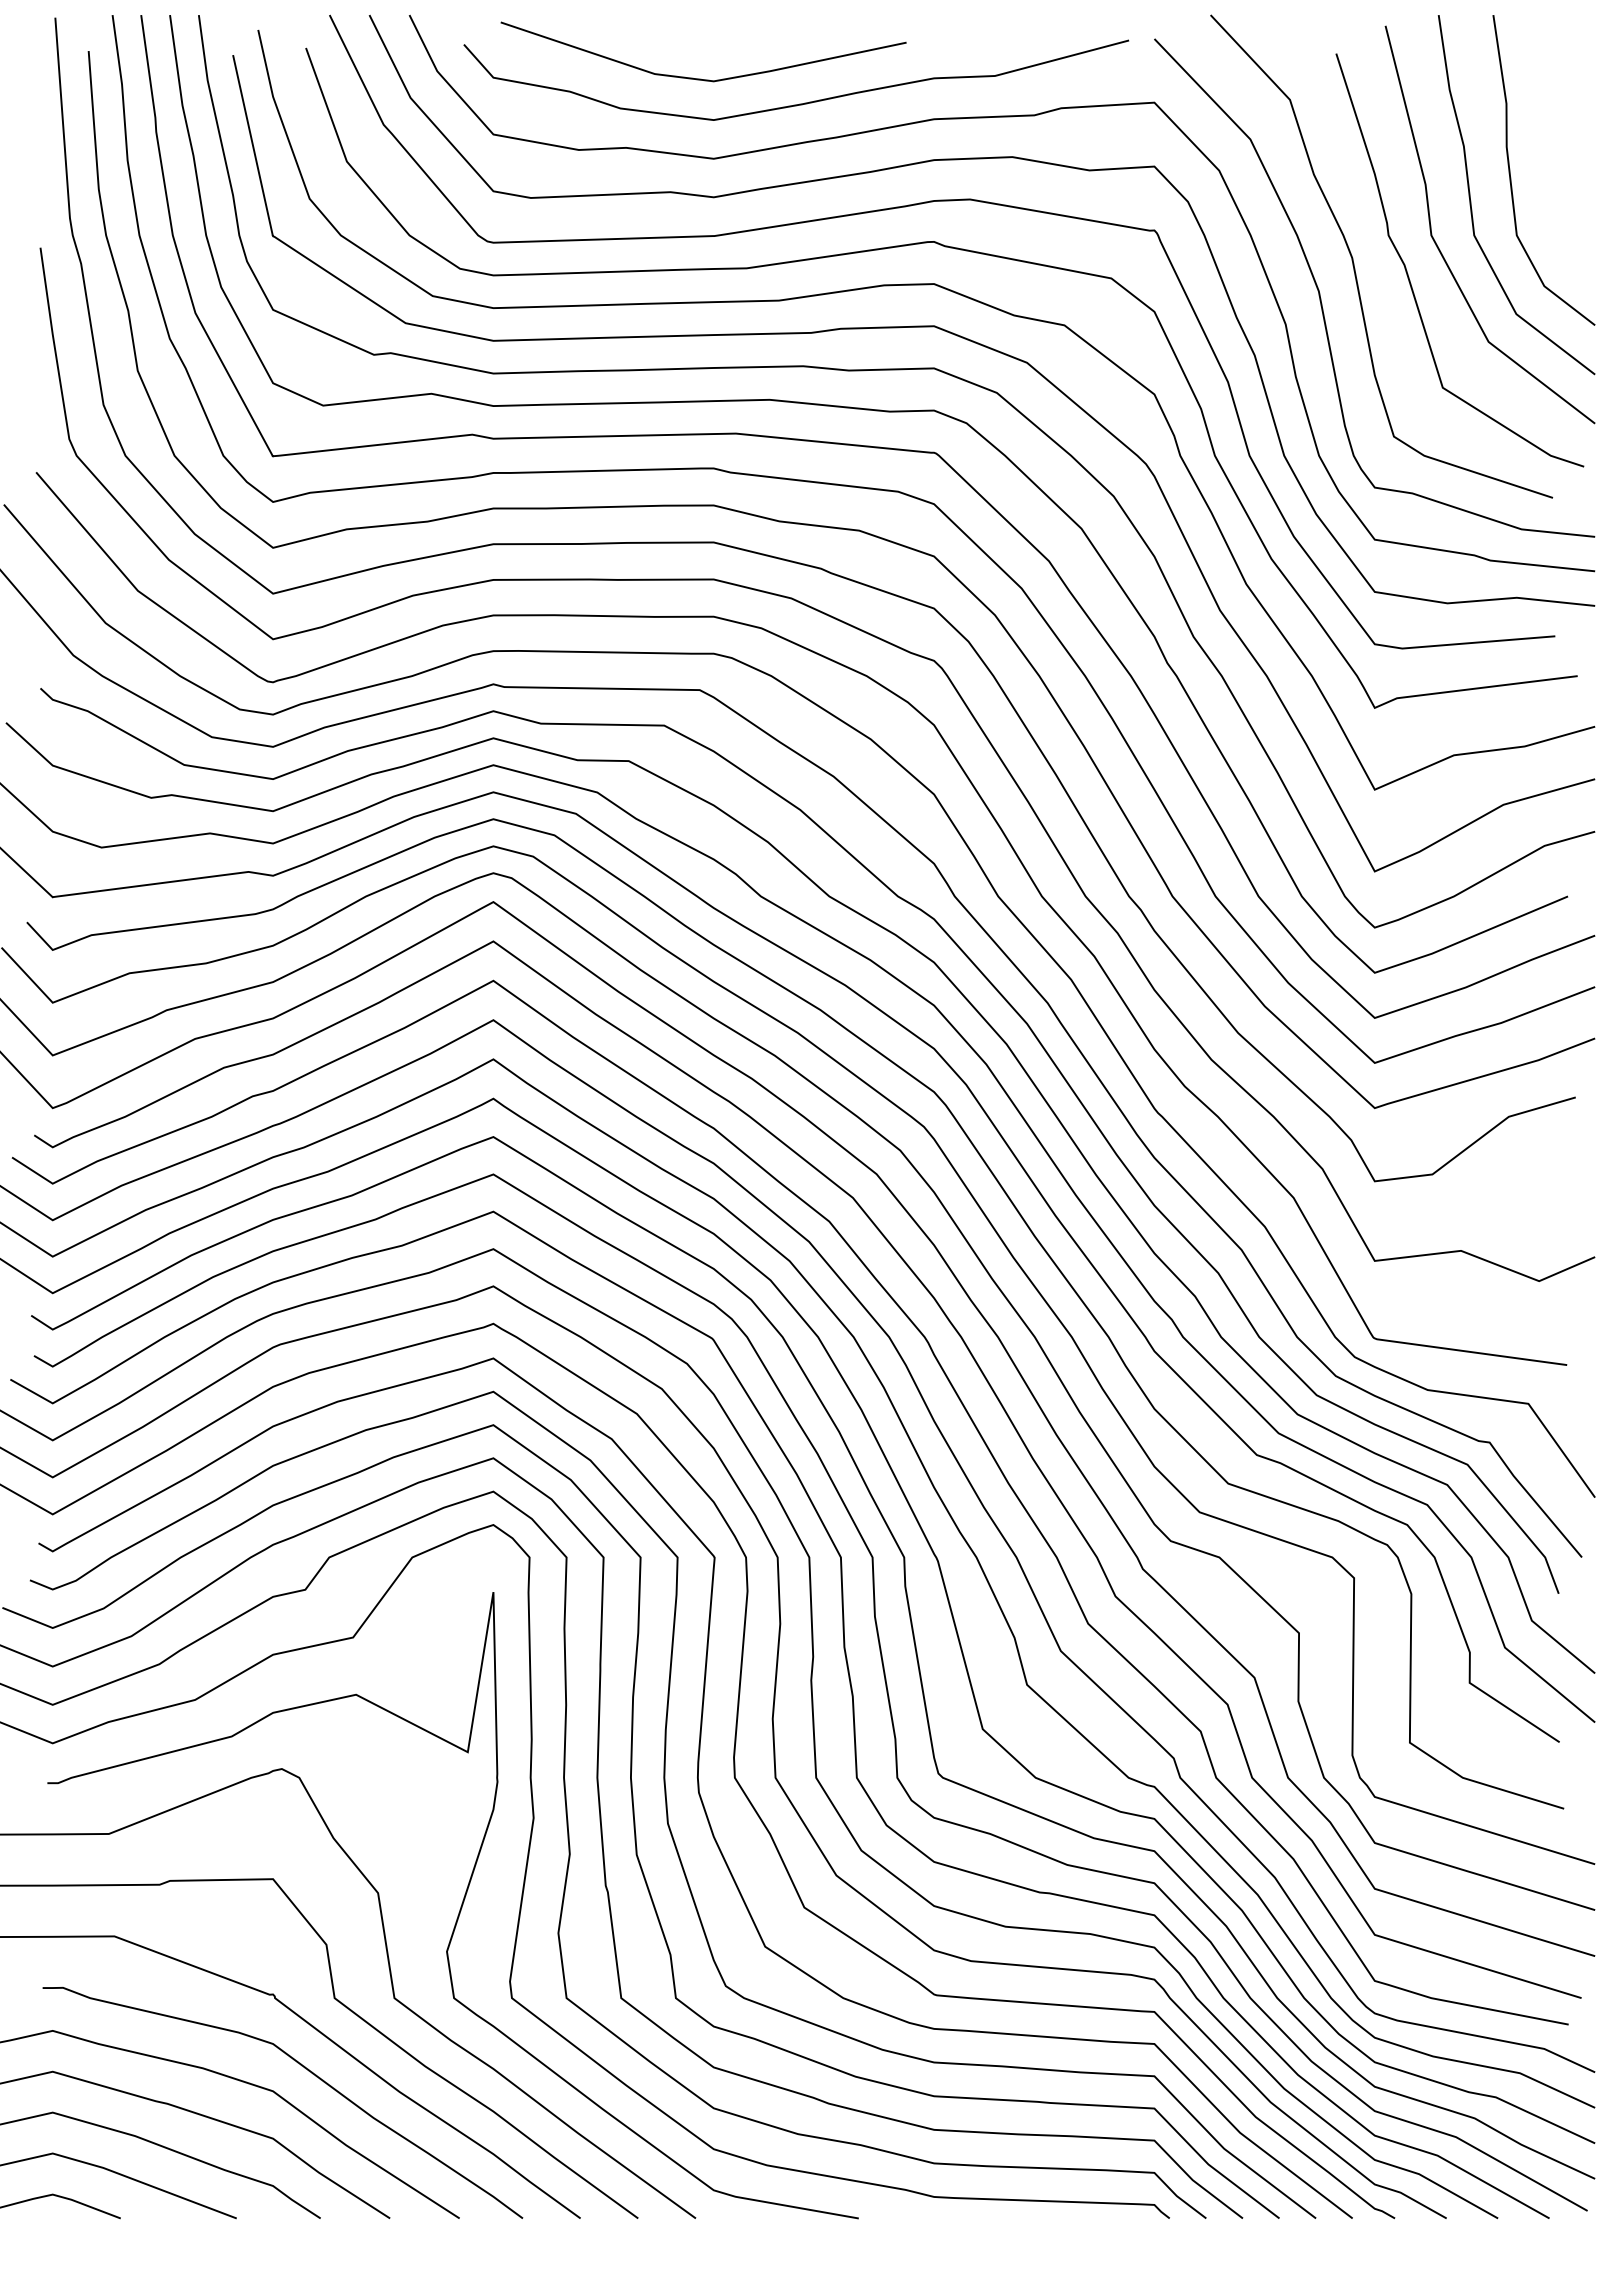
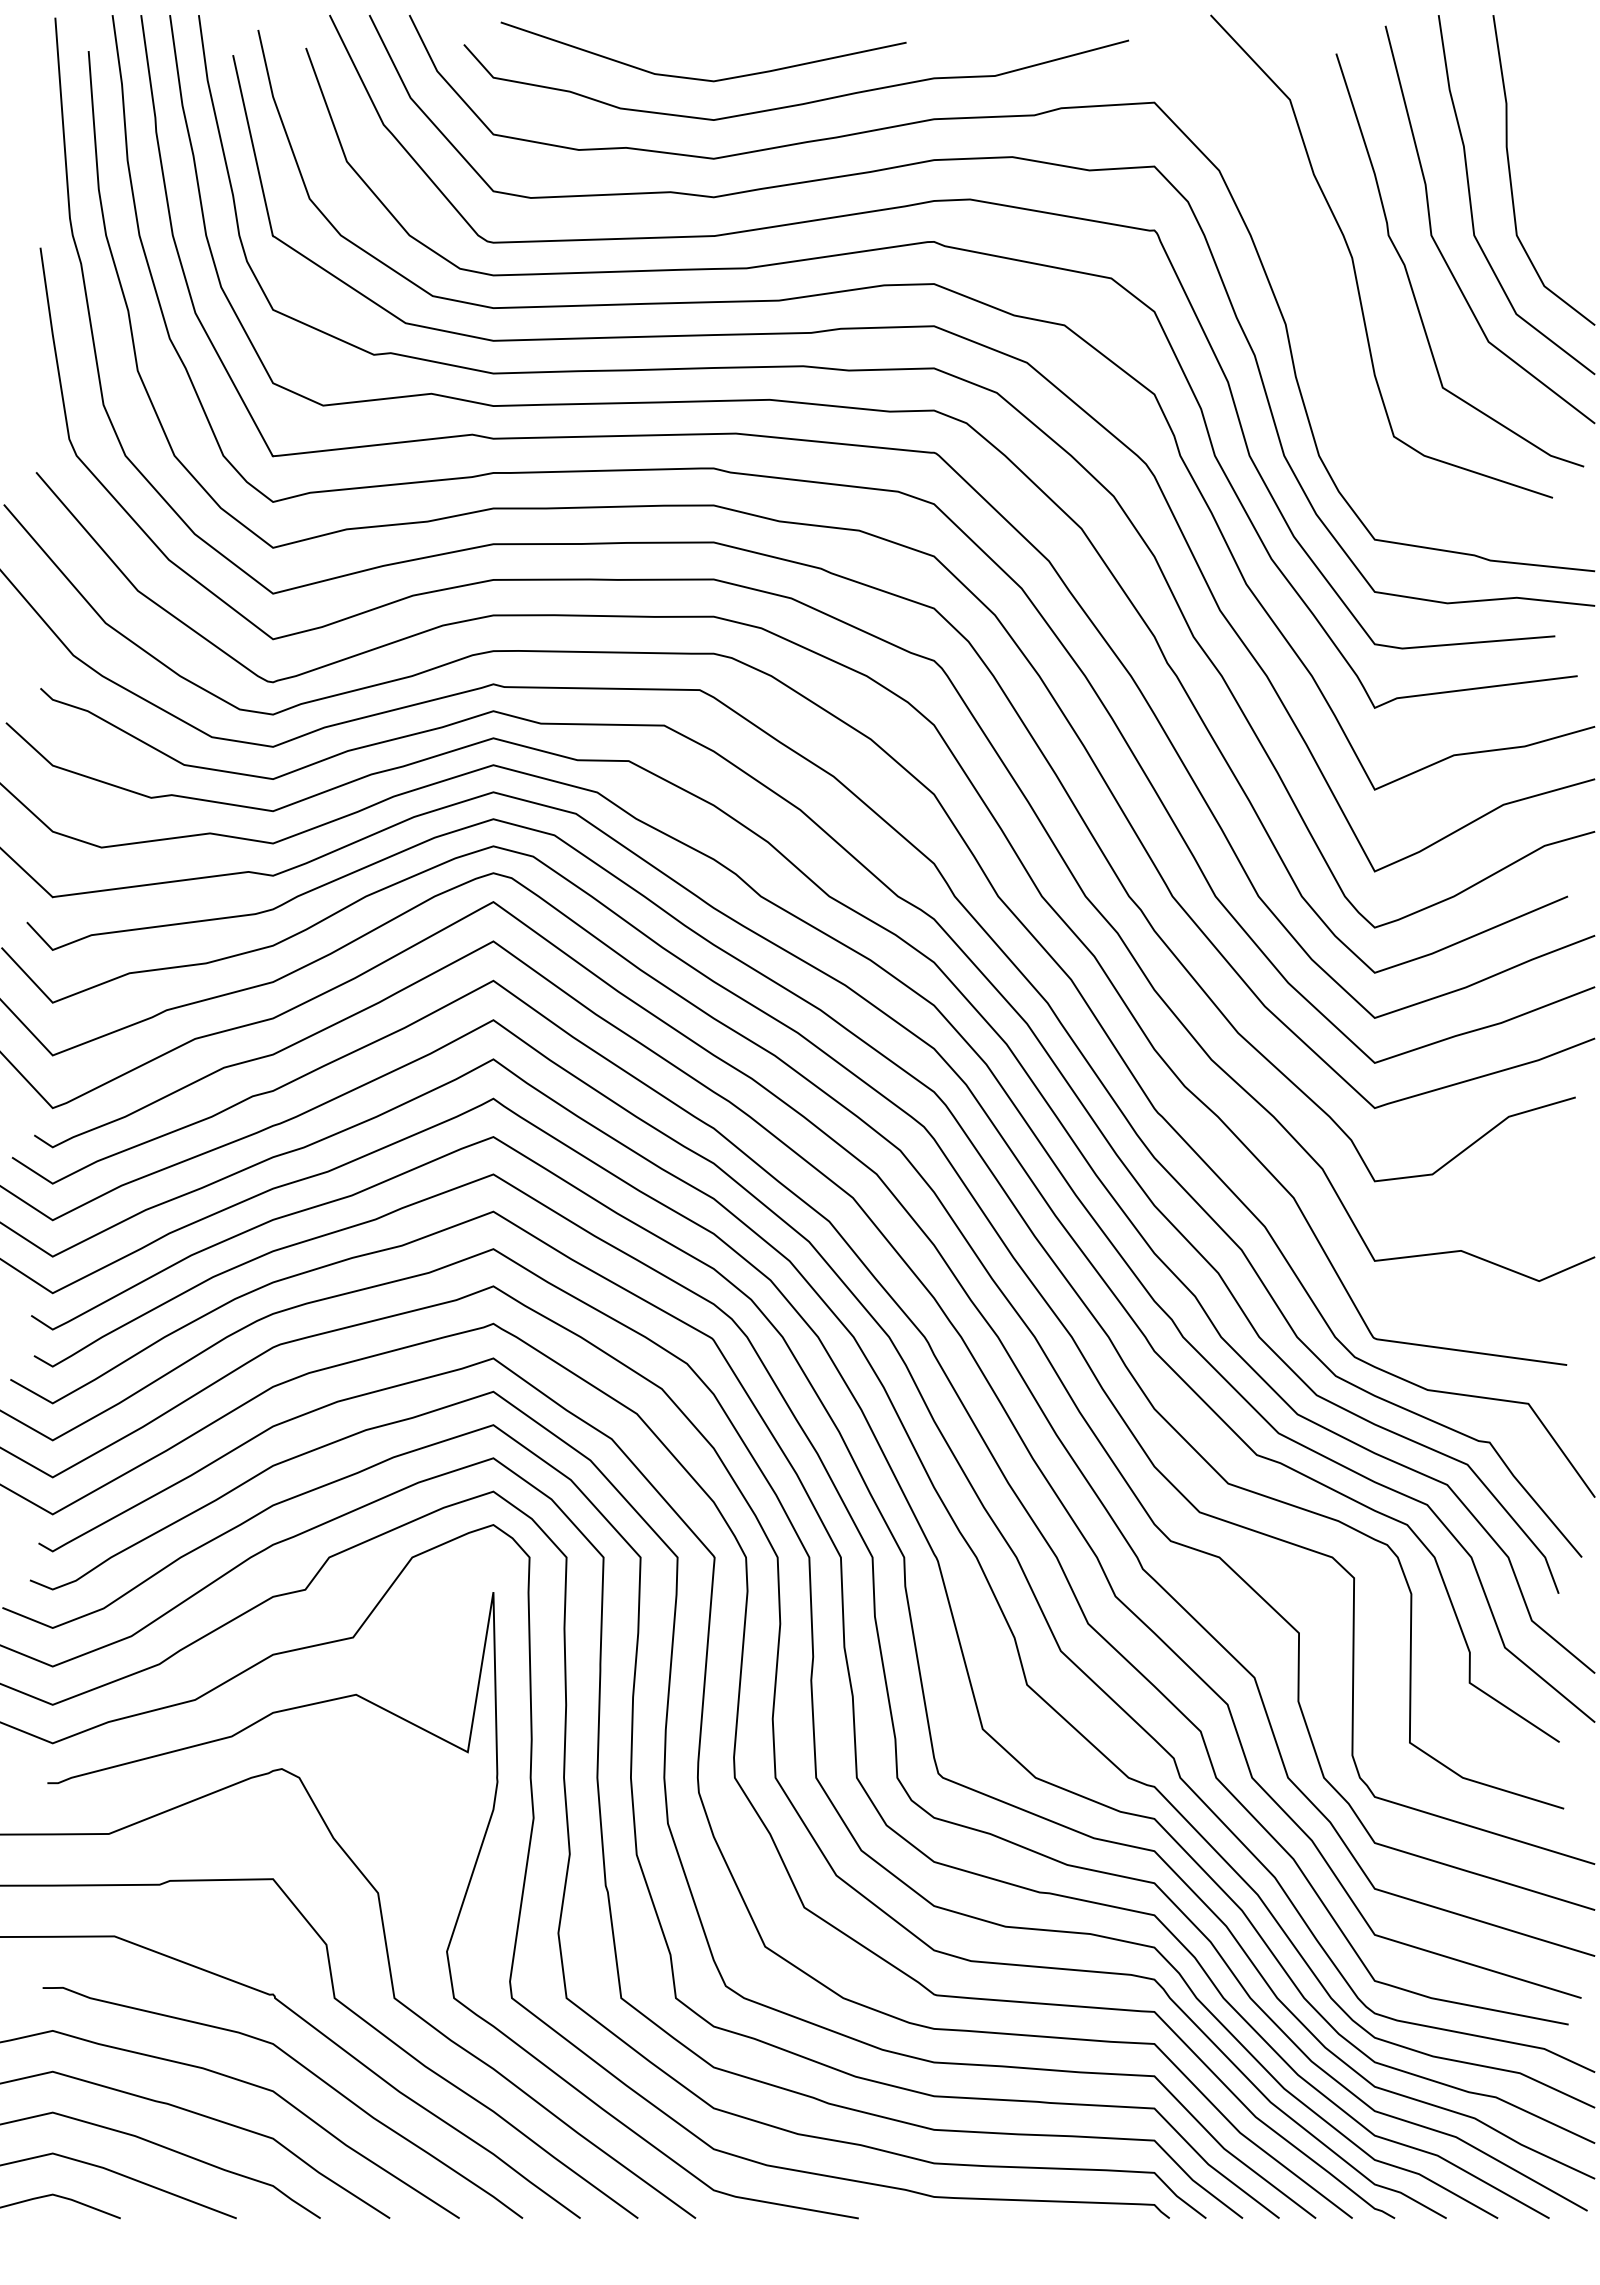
curve: present -> none (1321, 298)
